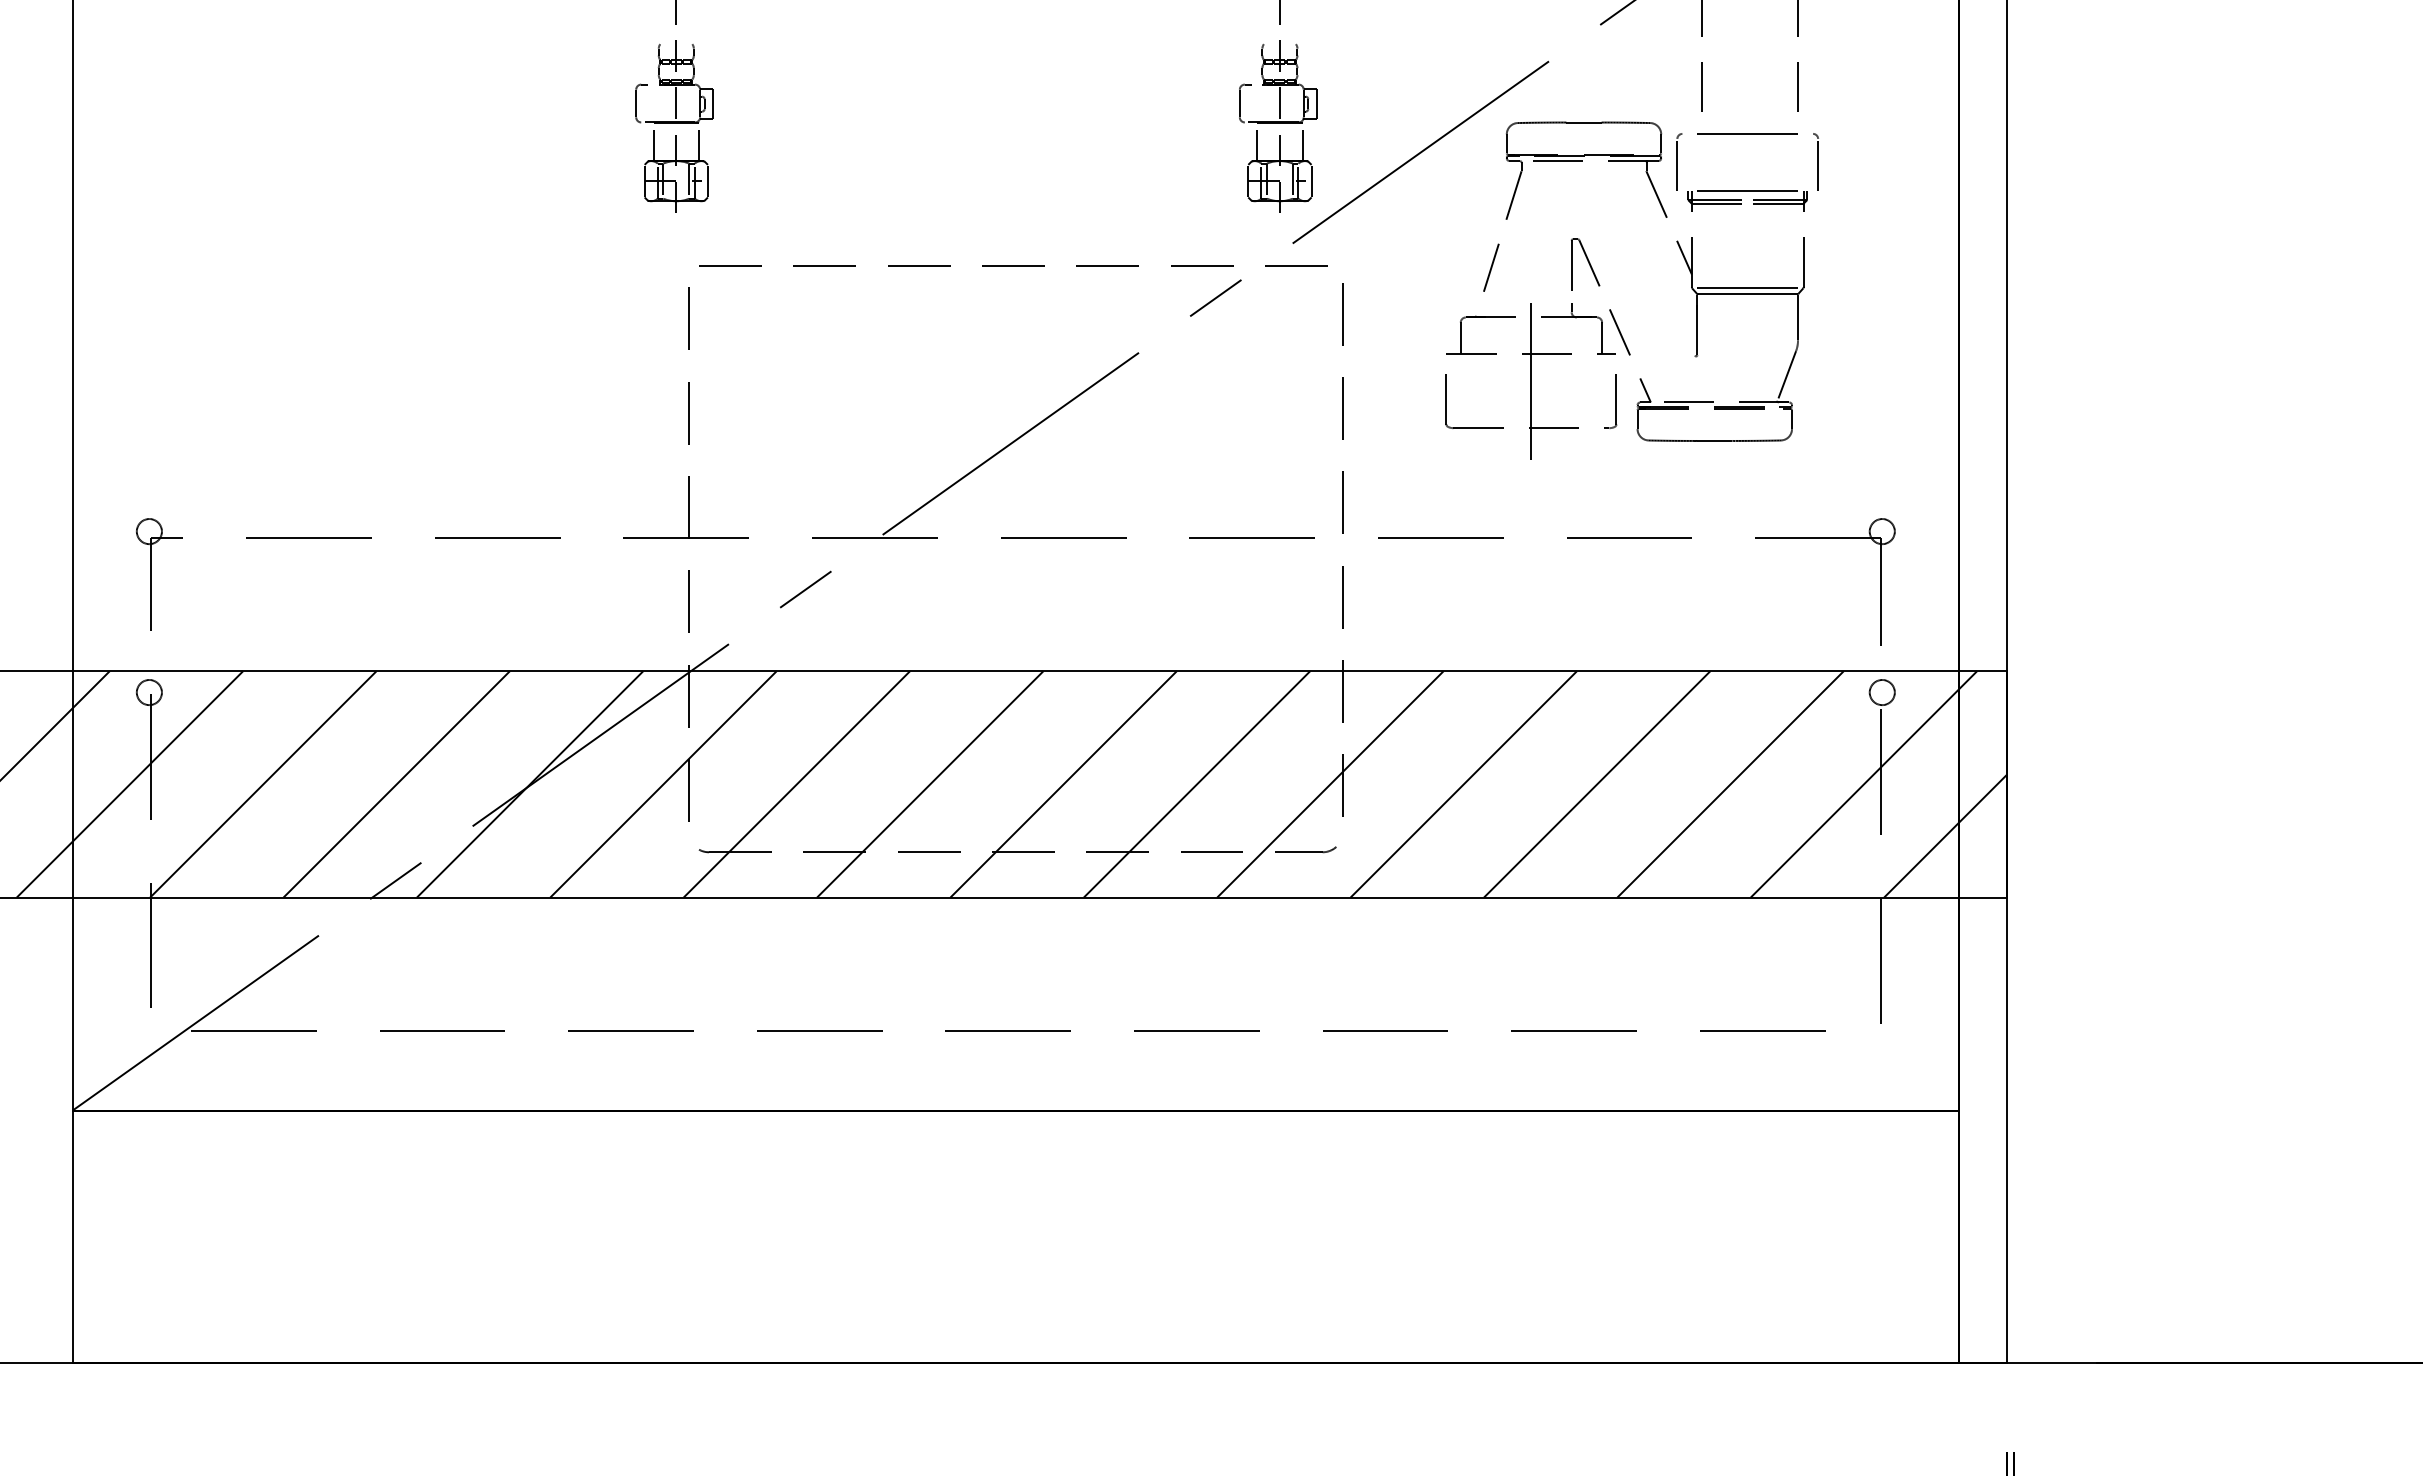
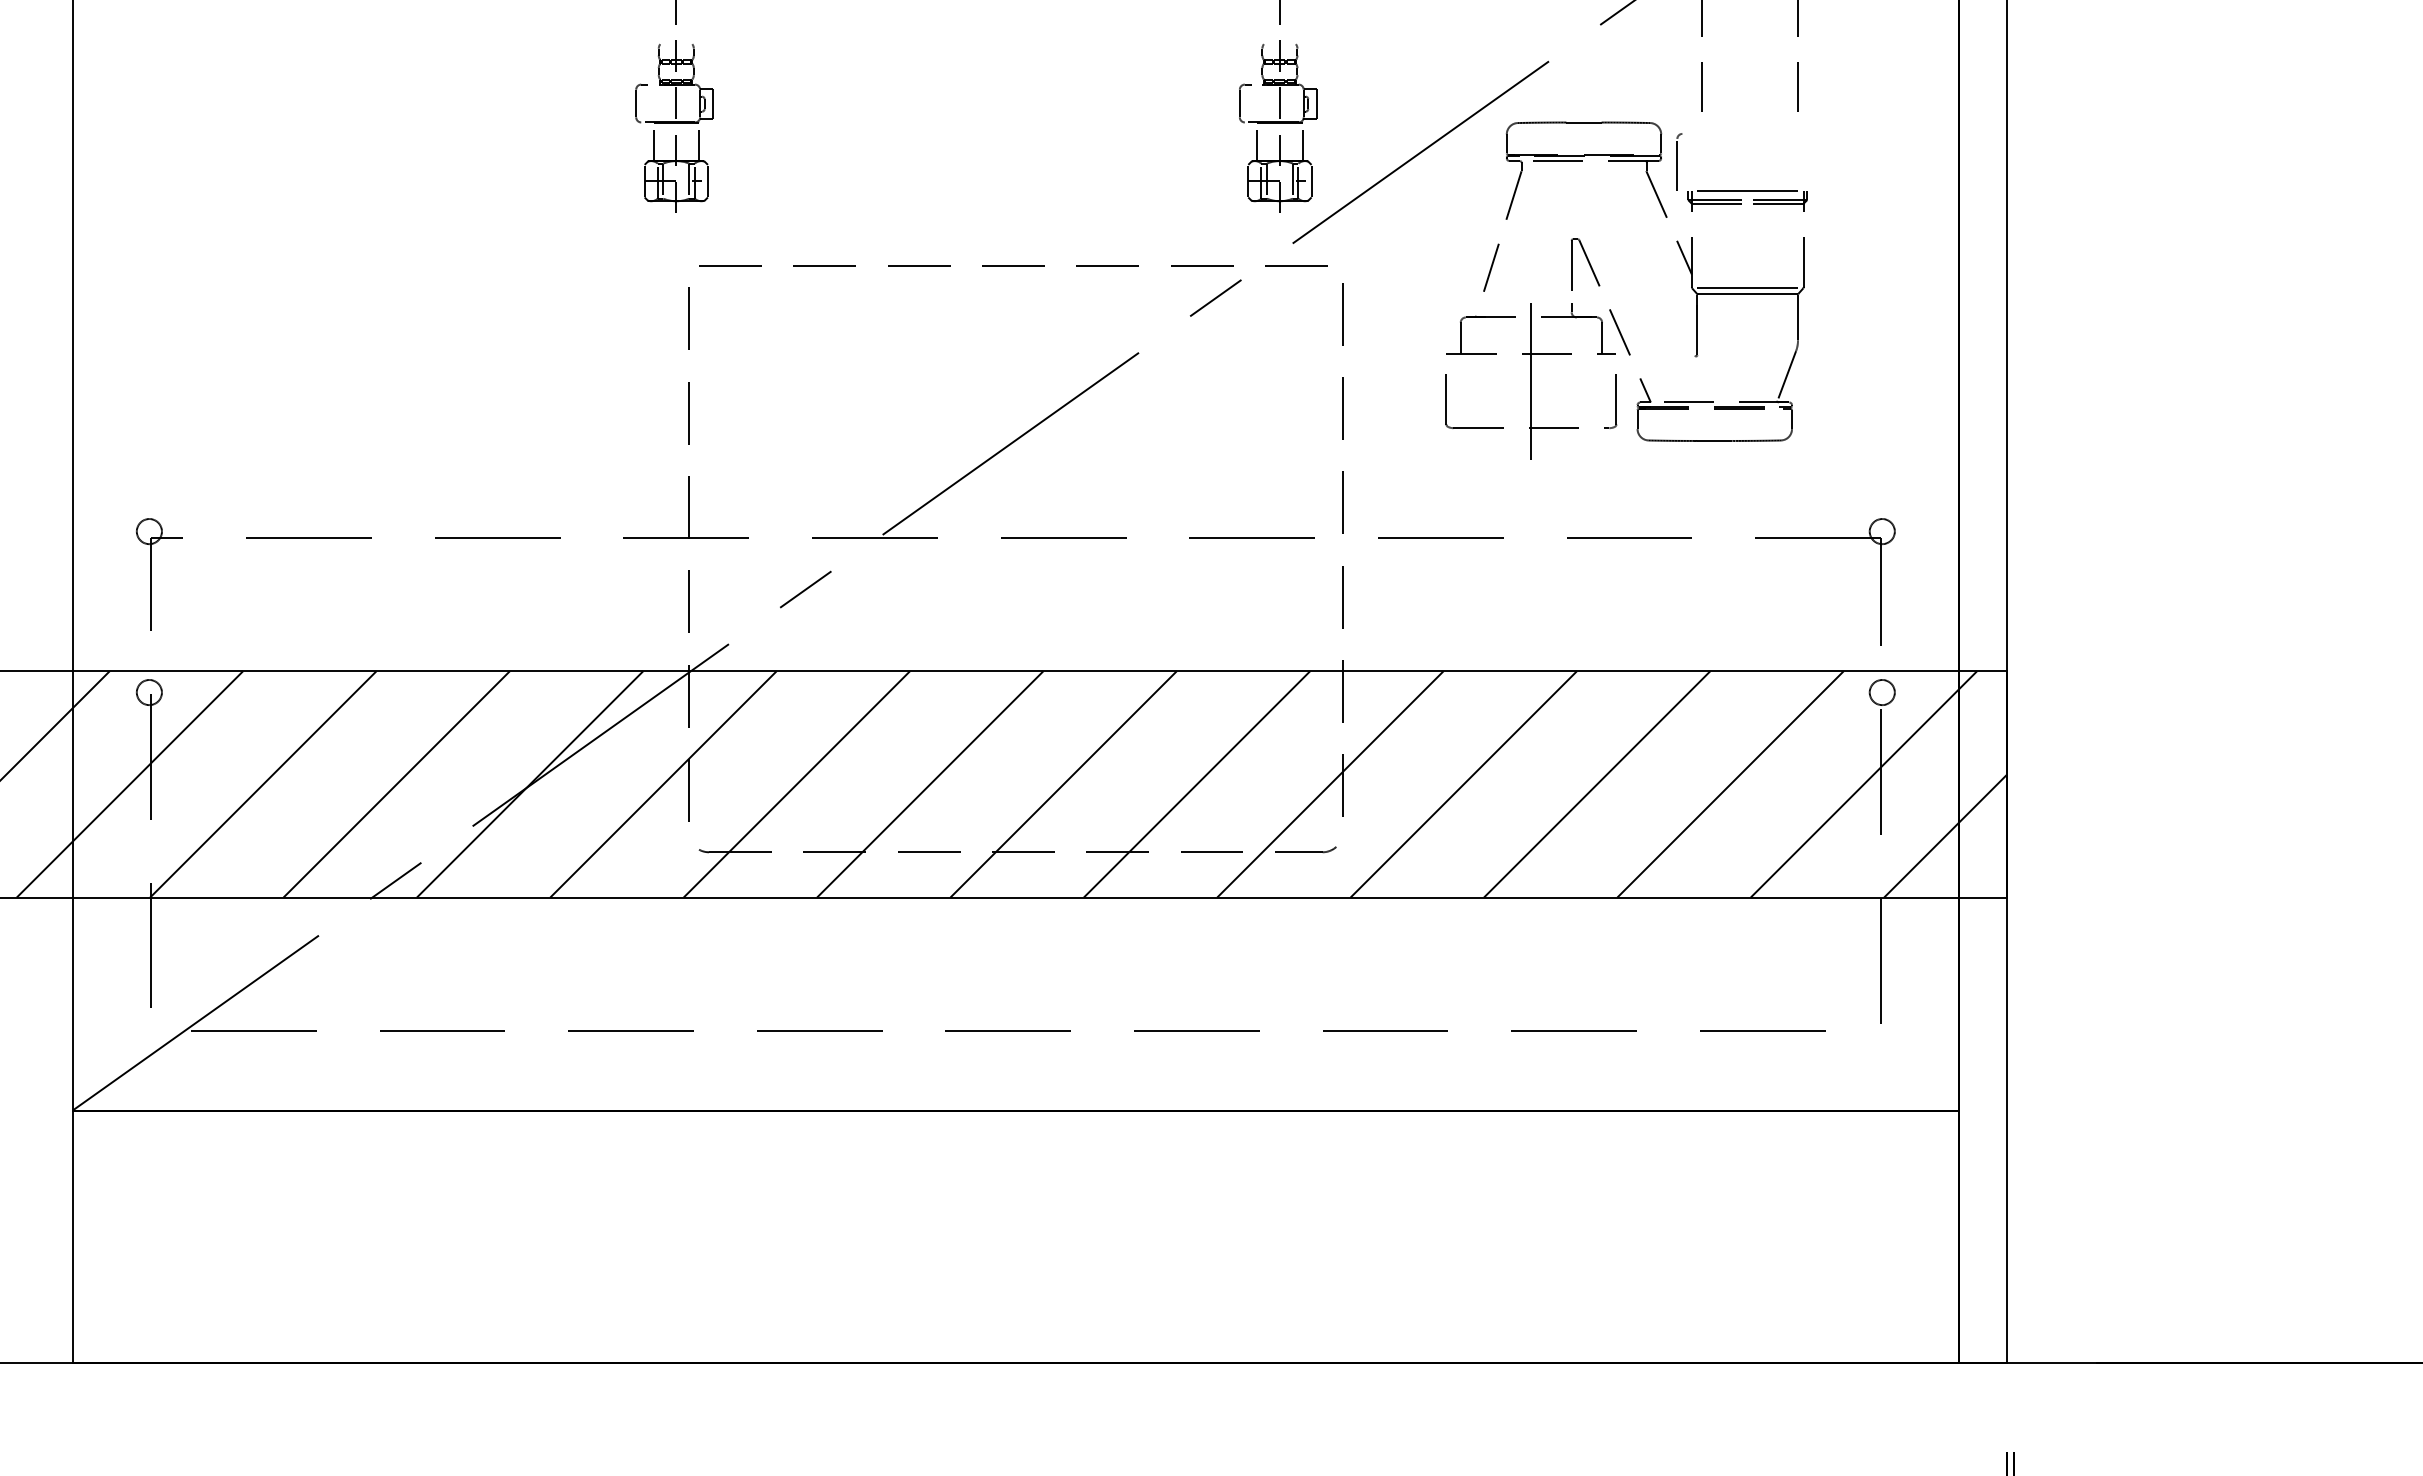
line: present -> none (1747, 133)
part: present -> none (1815, 161)
